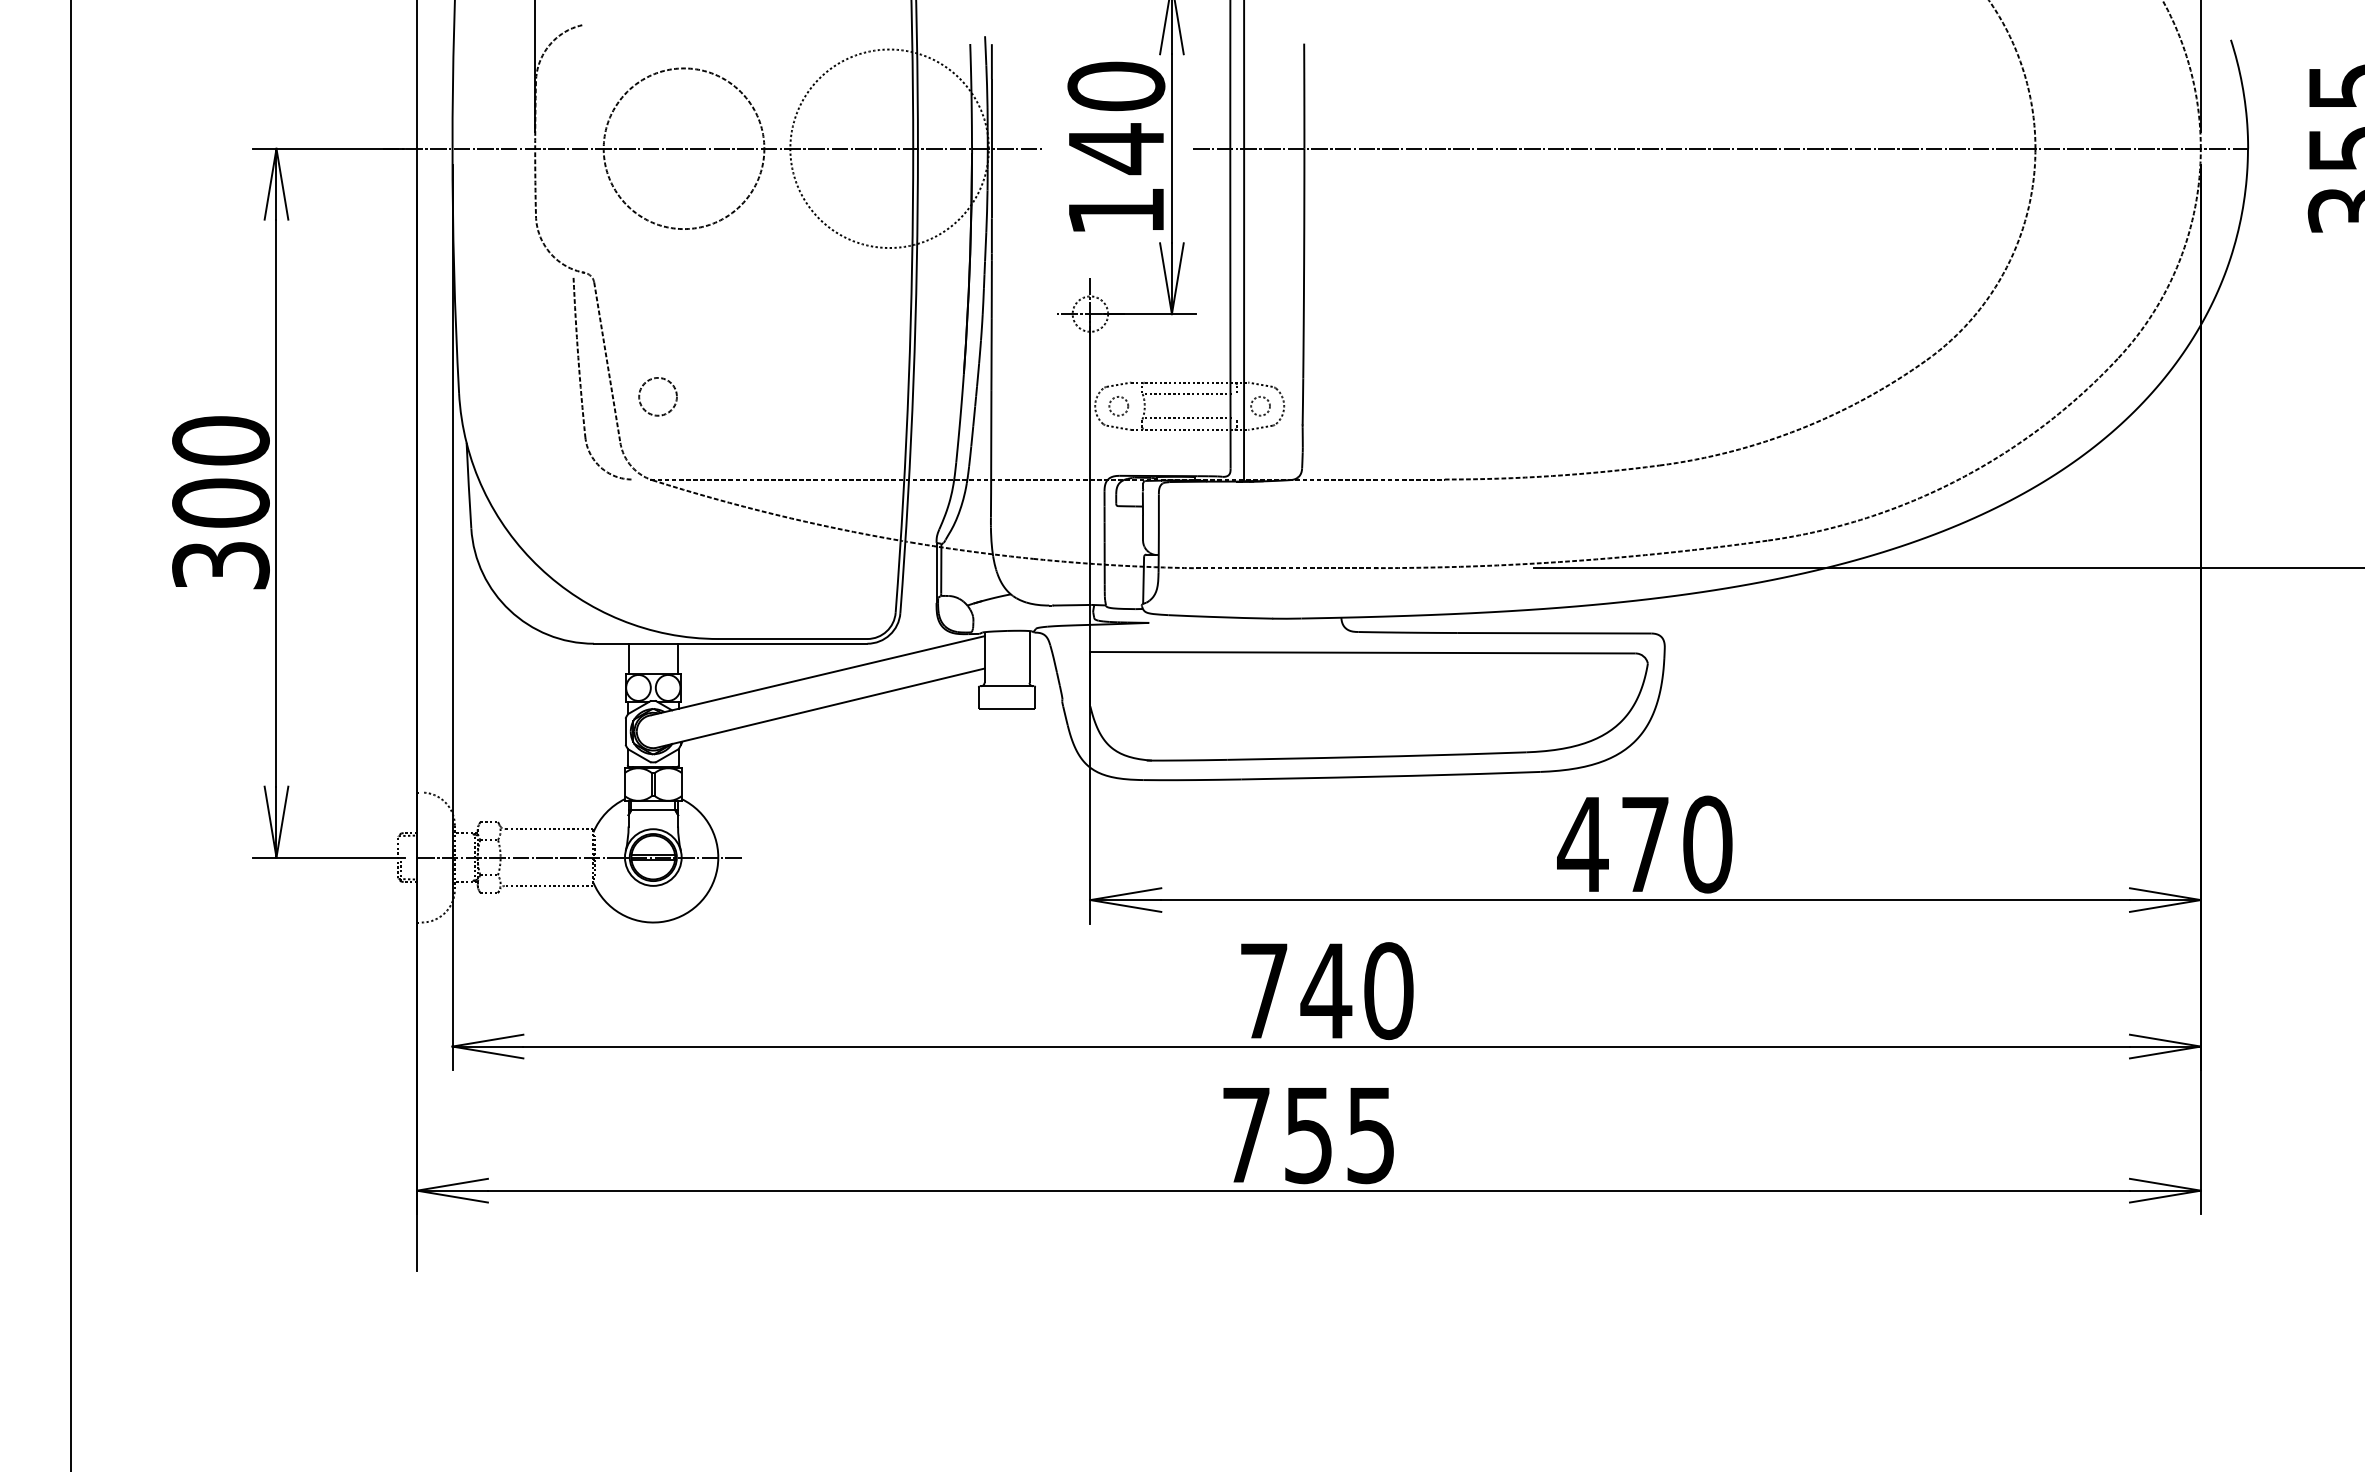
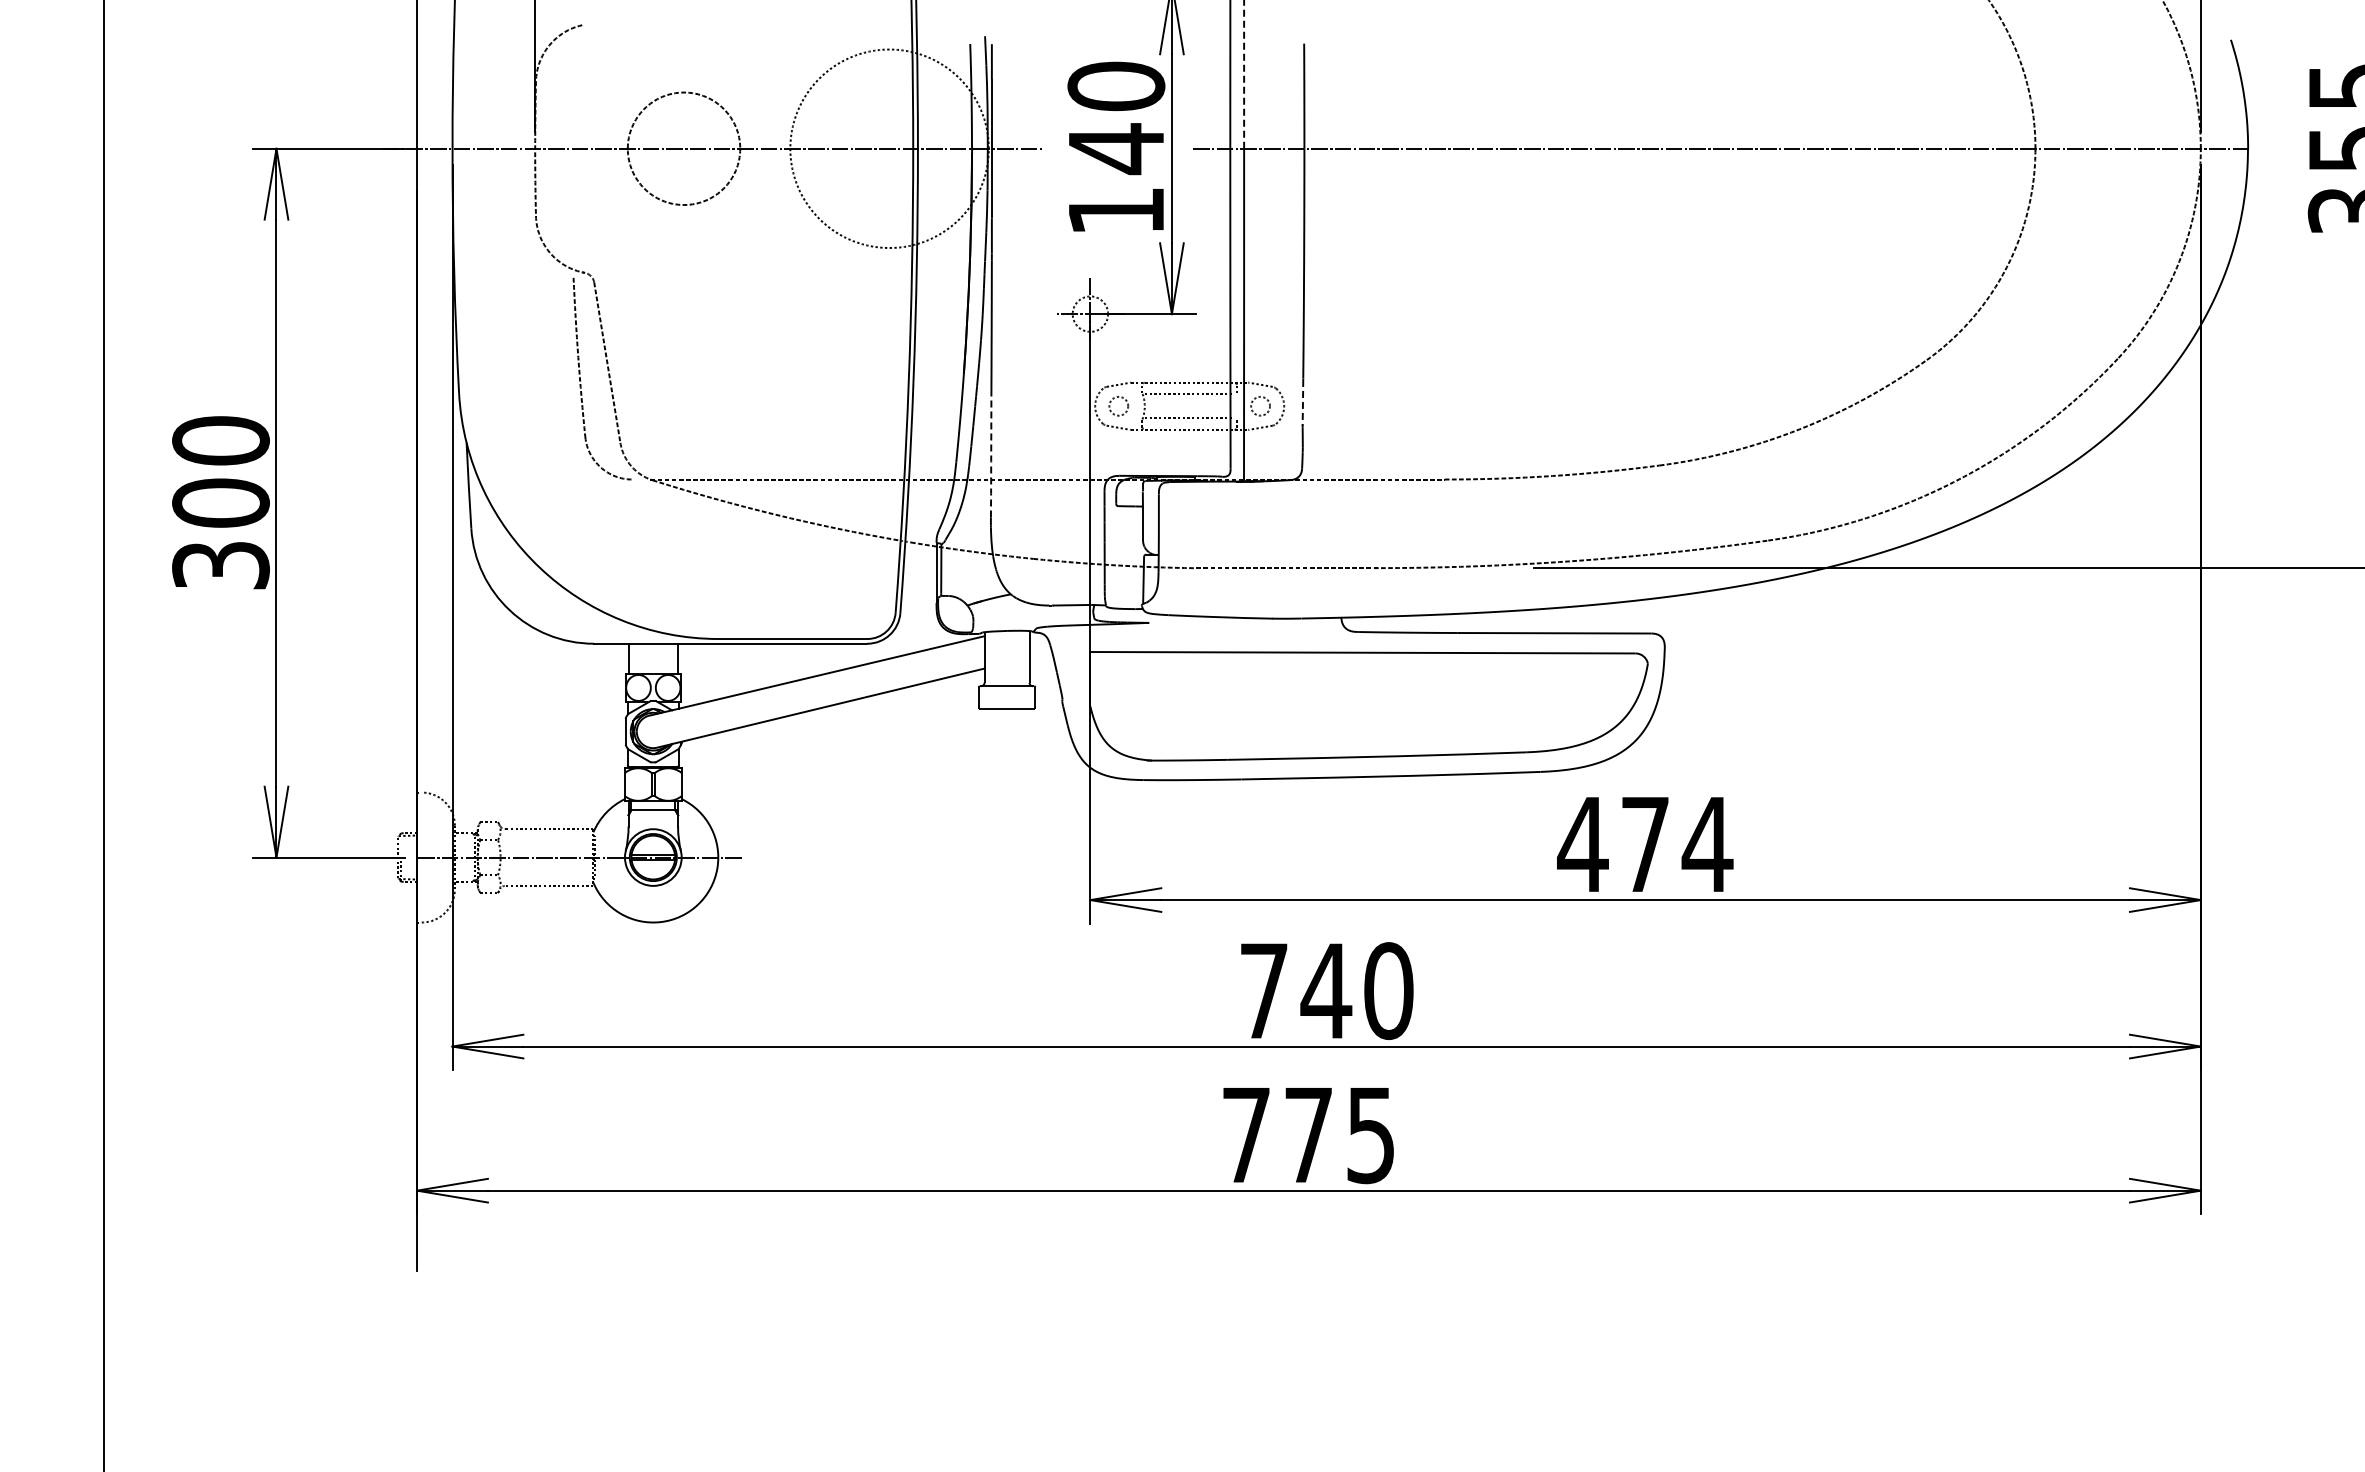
line: solid -> dashed (1244, 74)
circle diameter: 161 px -> 112 px (683, 148)
circle: present -> none (657, 396)
line: solid -> dashed (1303, 402)
line: solid -> dashed (991, 455)
line position: (70, 735) -> (103, 735) (103, 735)
text: 470 -> 474 (1707, 844)
text: 755 -> 775 (1308, 1136)
